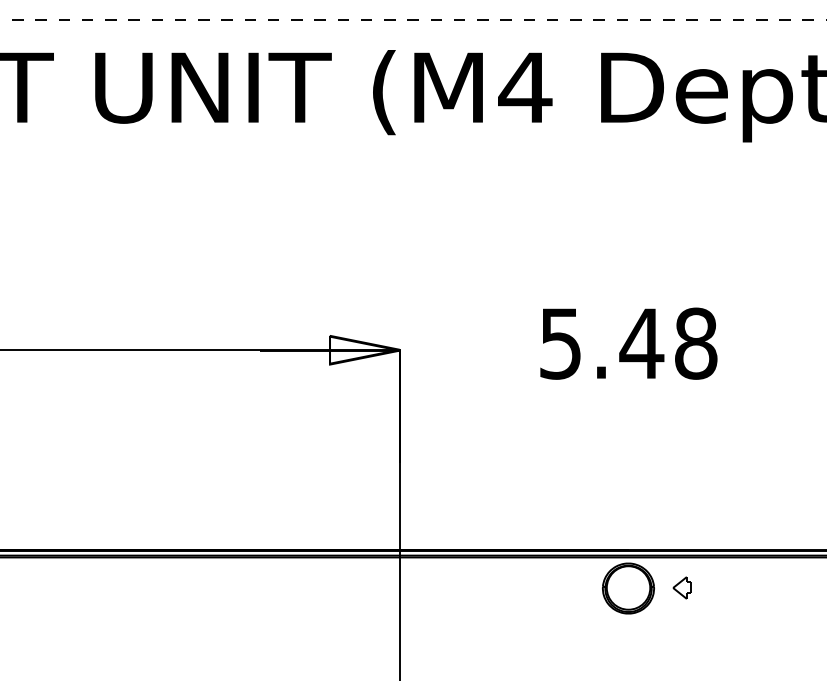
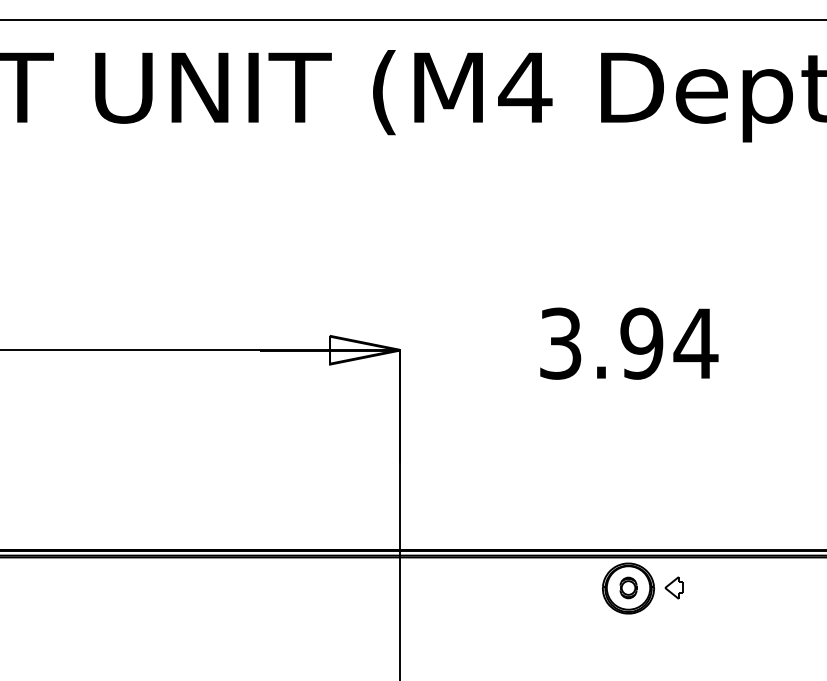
line: dashed -> solid (413, 20)
text: 5.48 -> 3.94 (629, 343)
part: none -> present (628, 587)
part position: (681, 587) -> (673, 587) (673, 587)
